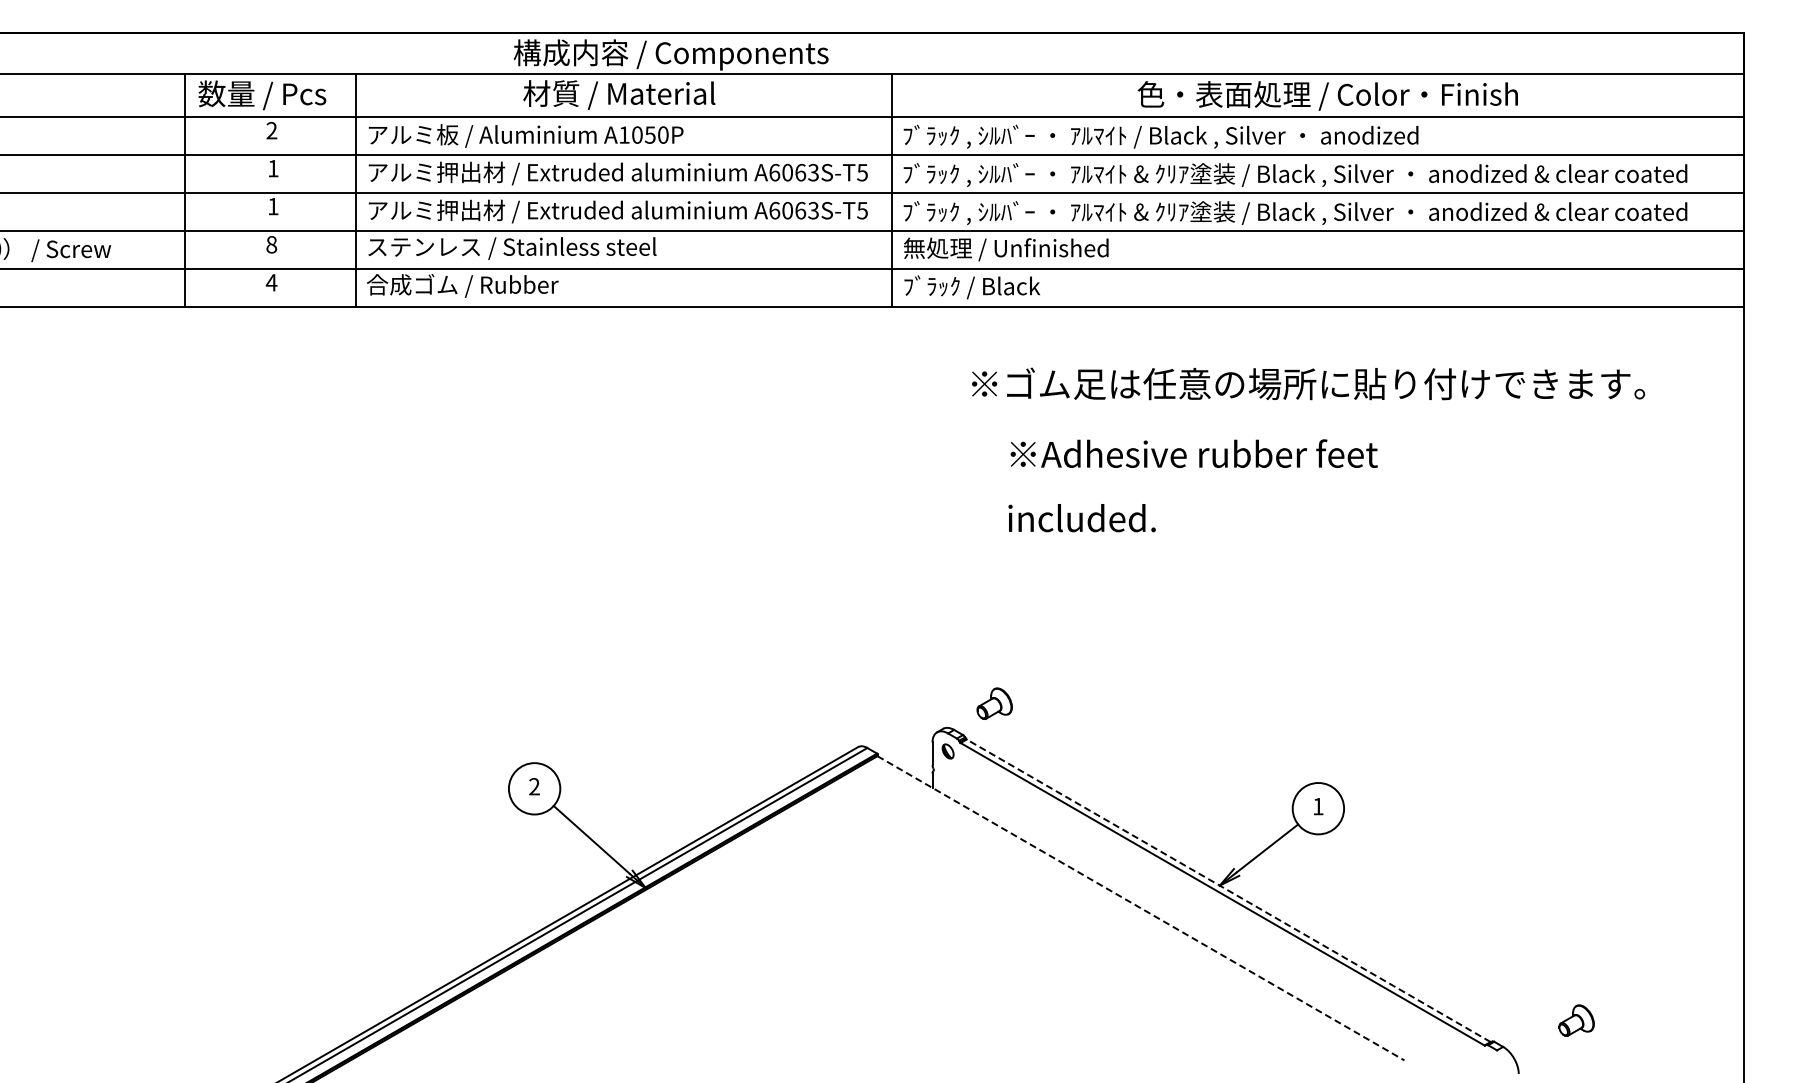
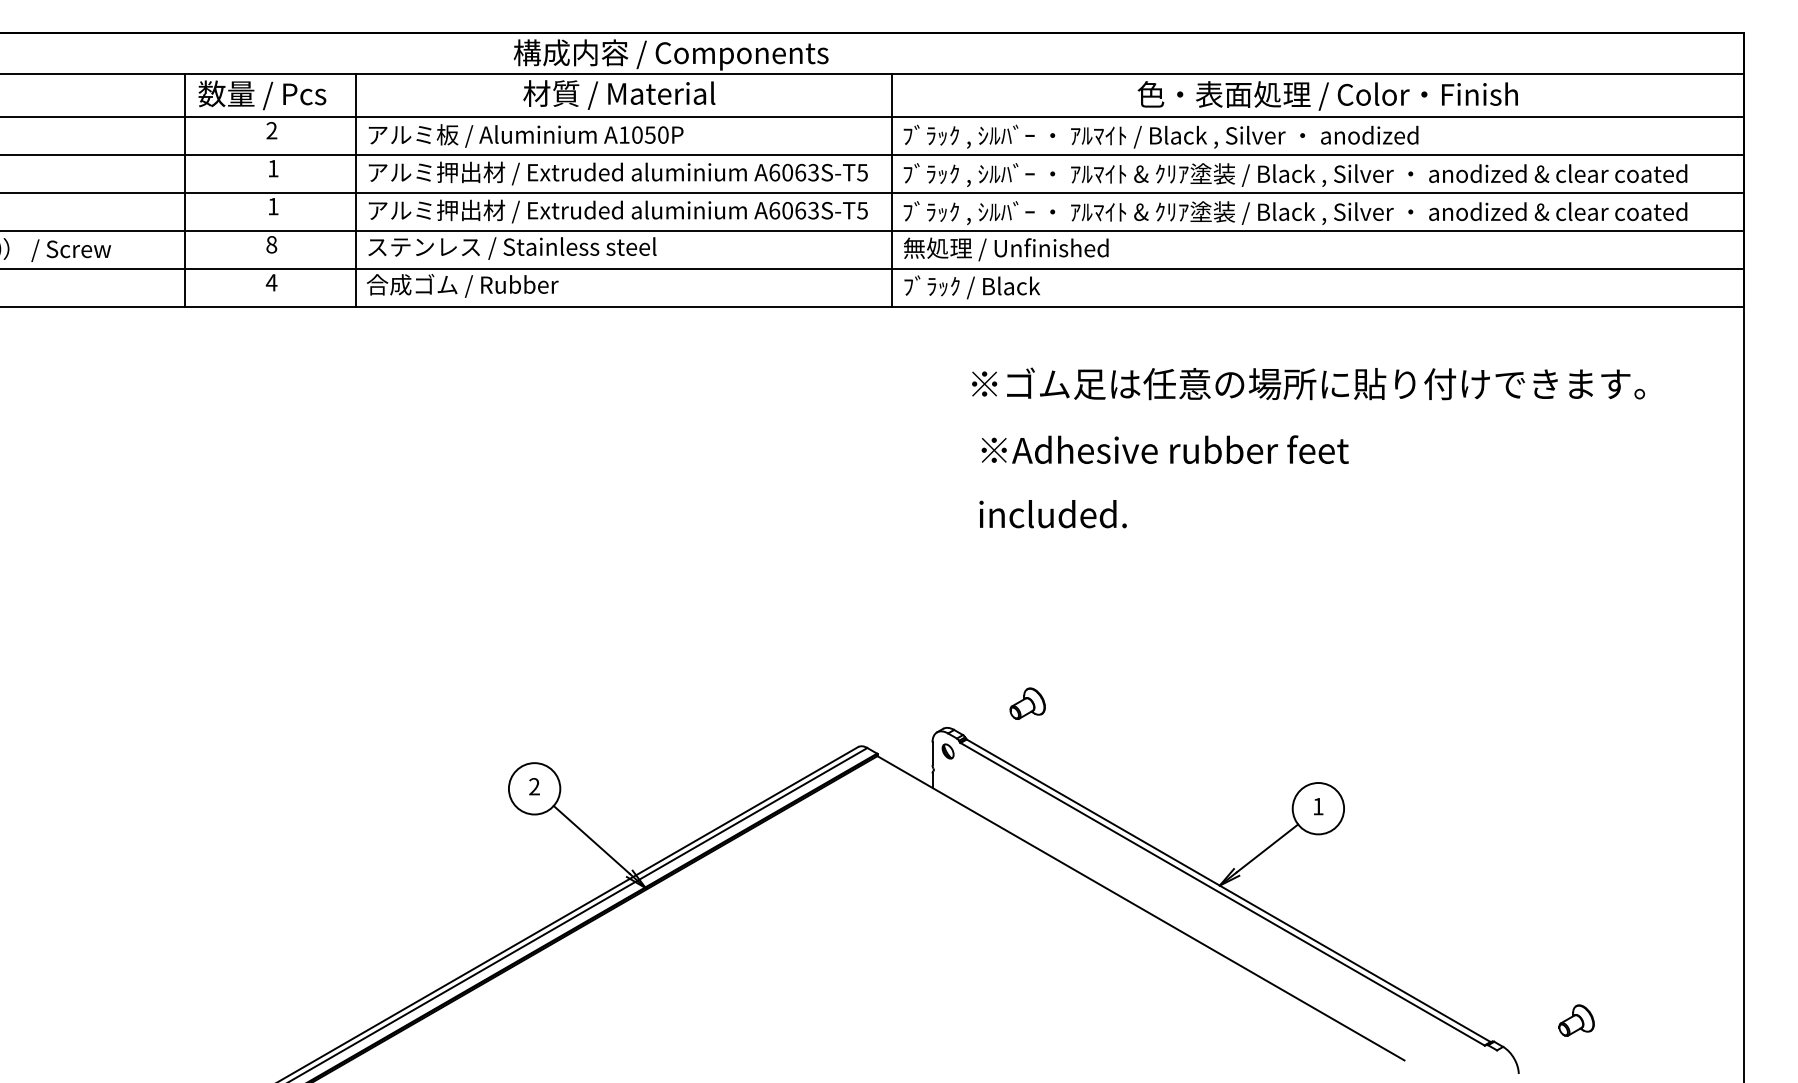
text position: (1192, 485) -> (1163, 481) (1163, 481)
part position: (994, 703) -> (1027, 703) (1027, 703)
line: dashed -> solid (1228, 890)
line: dashed -> solid (1141, 908)
